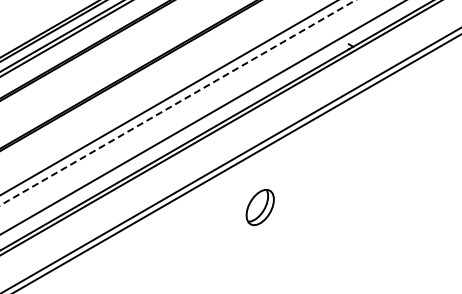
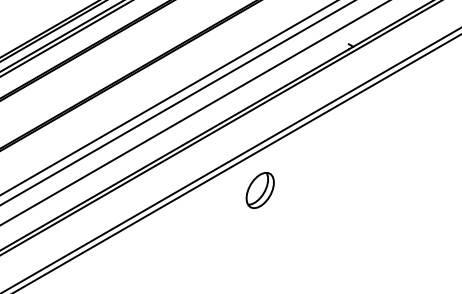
line: dashed -> solid (178, 102)
line position: (202, 117) -> (194, 113) (194, 113)
part position: (259, 207) -> (259, 190) (259, 190)
